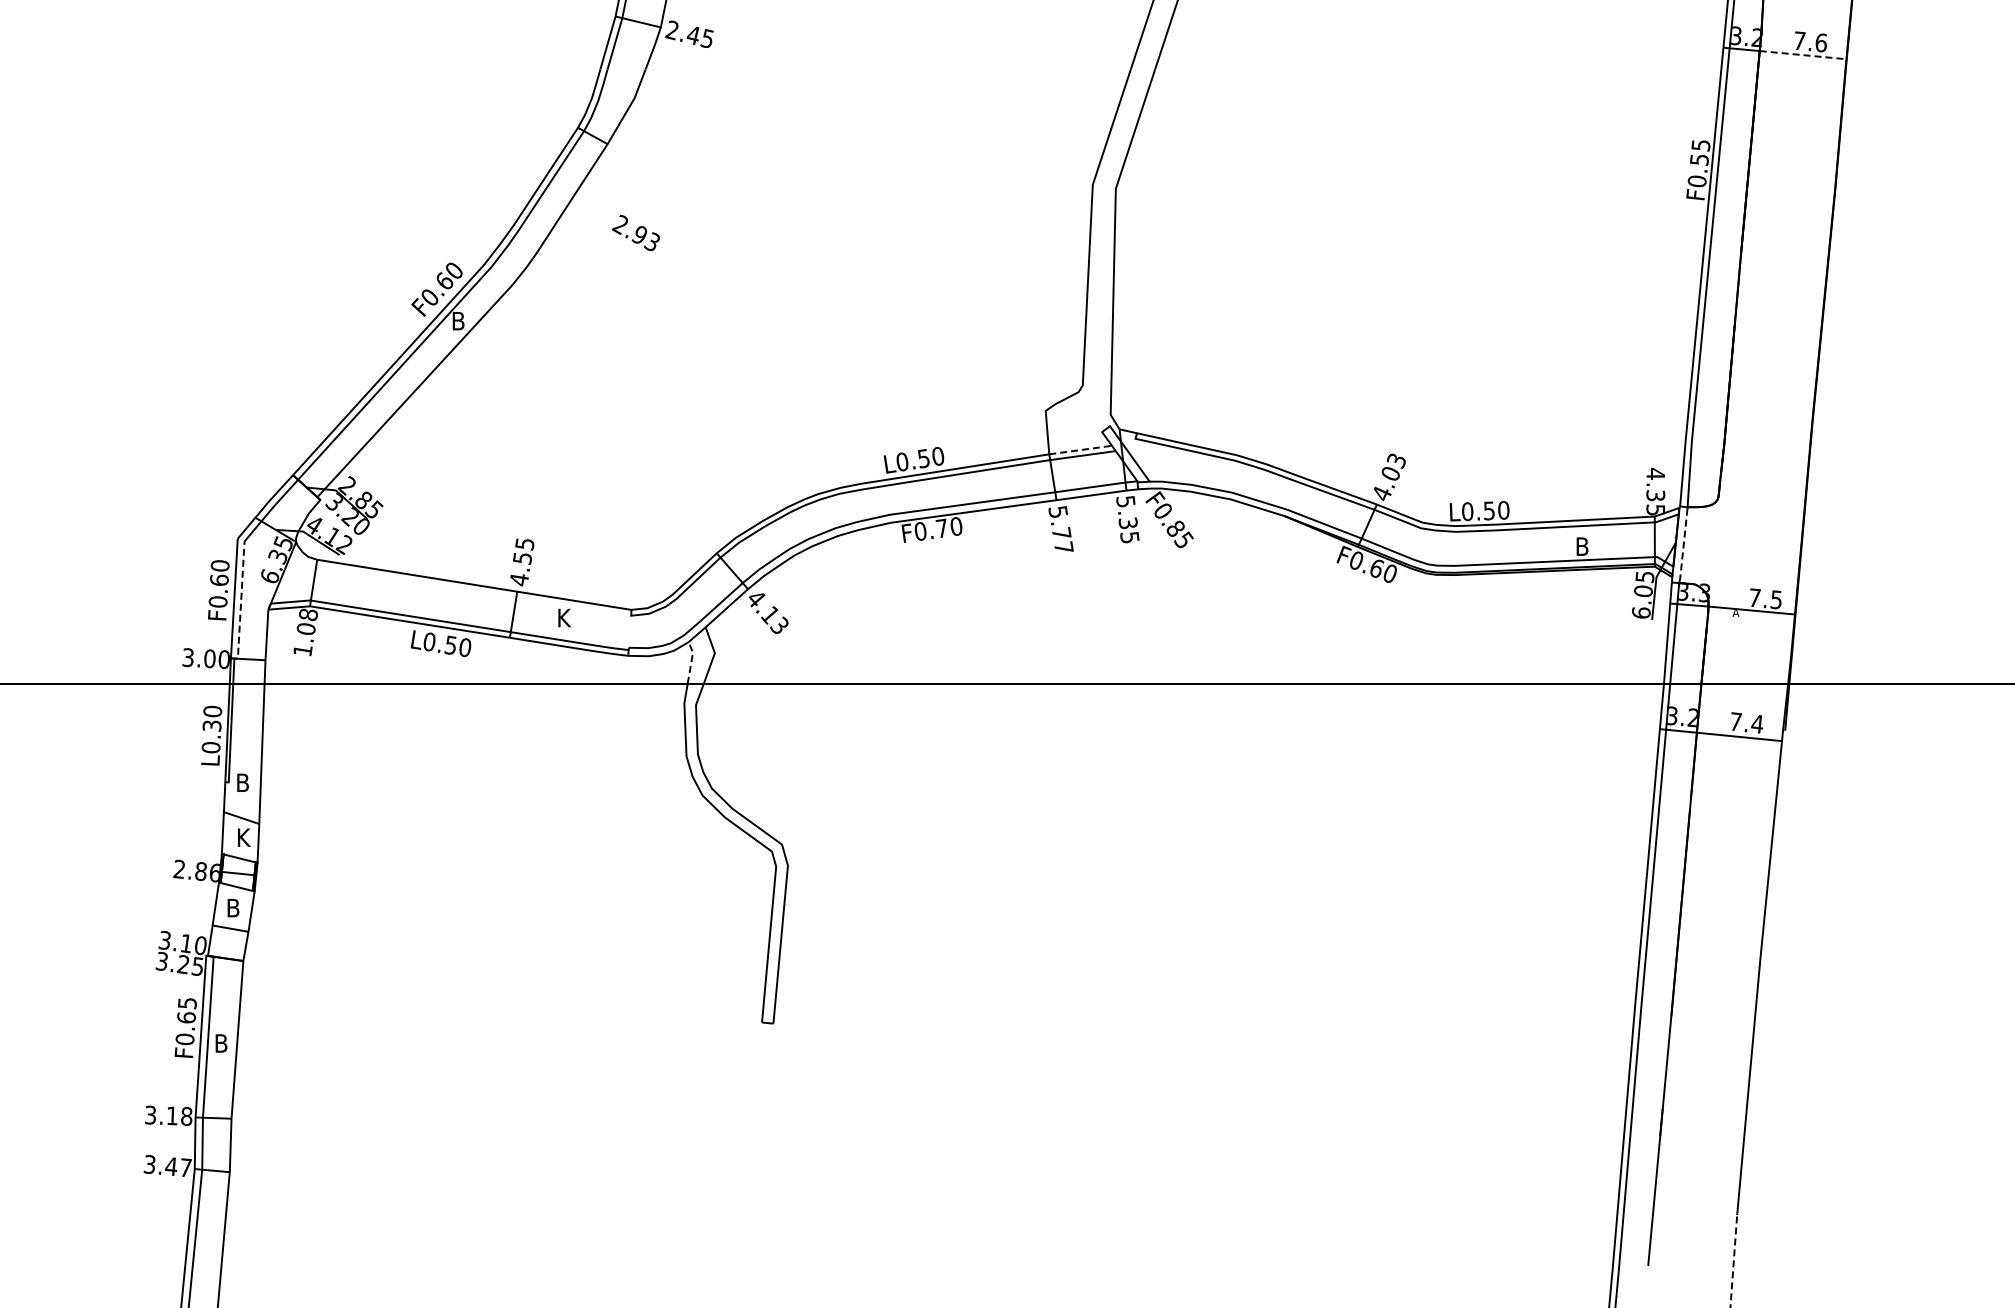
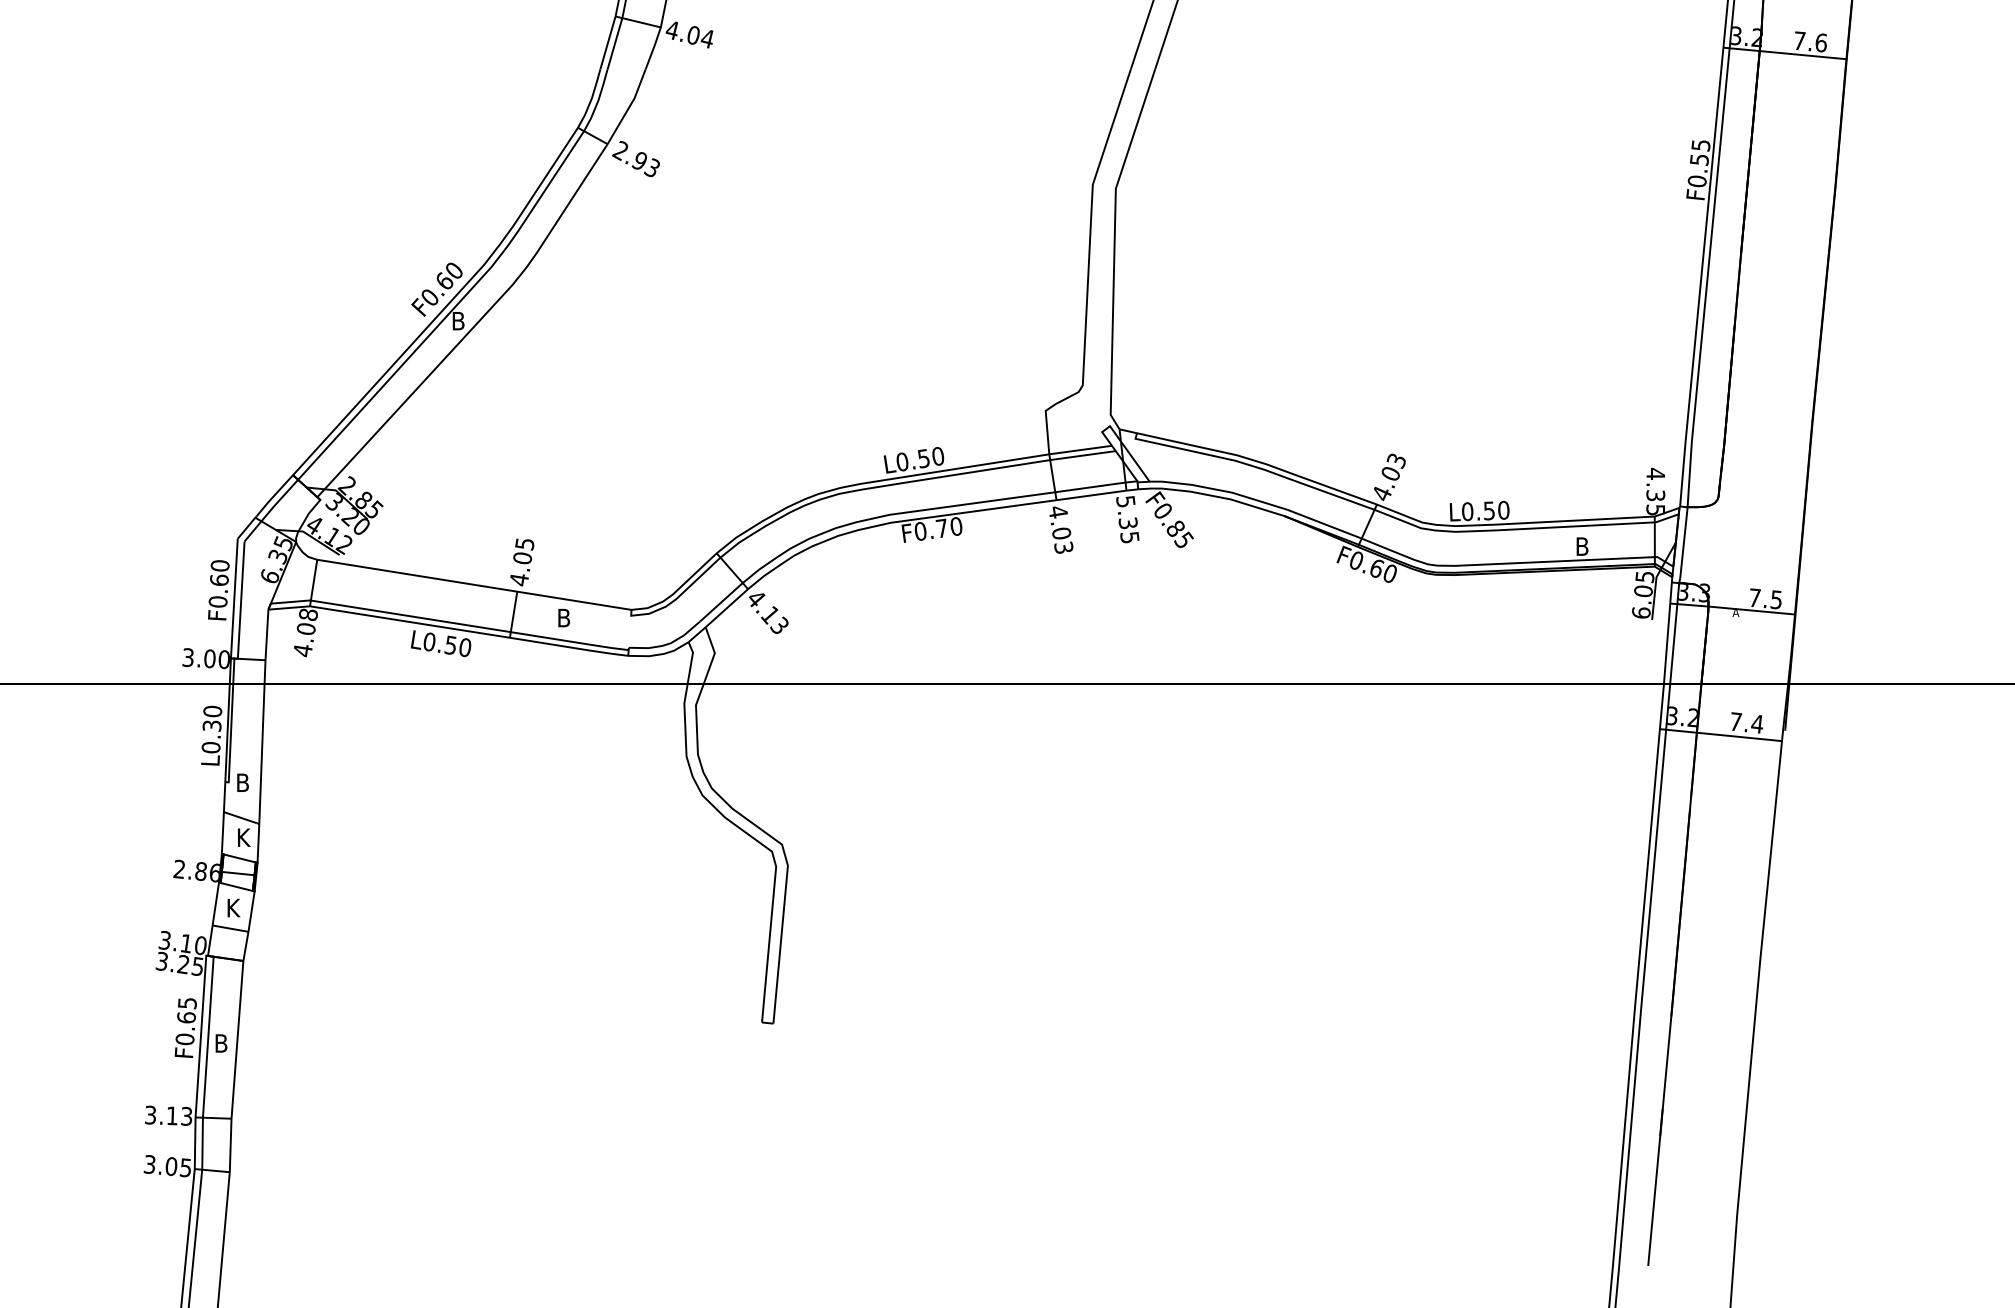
text: 2.45 -> 4.04 (689, 34)
line: dashed -> solid (1803, 55)
text position: (635, 233) -> (635, 159) (635, 159)
line: dashed -> solid (1080, 450)
text: 5.77 -> 4.03 (1060, 529)
line: dashed -> solid (1683, 543)
text: 4.55 -> 4.05 (522, 558)
line: dashed -> solid (240, 605)
text: K -> B (565, 617)
text: 1.08 -> 4.08 (302, 651)
line: dashed -> solid (691, 661)
text: B -> K (235, 907)
text: 3.18 -> 3.13 (186, 1116)
text: 3.47 -> 3.05 (178, 1167)
line: dashed -> solid (1733, 1260)
